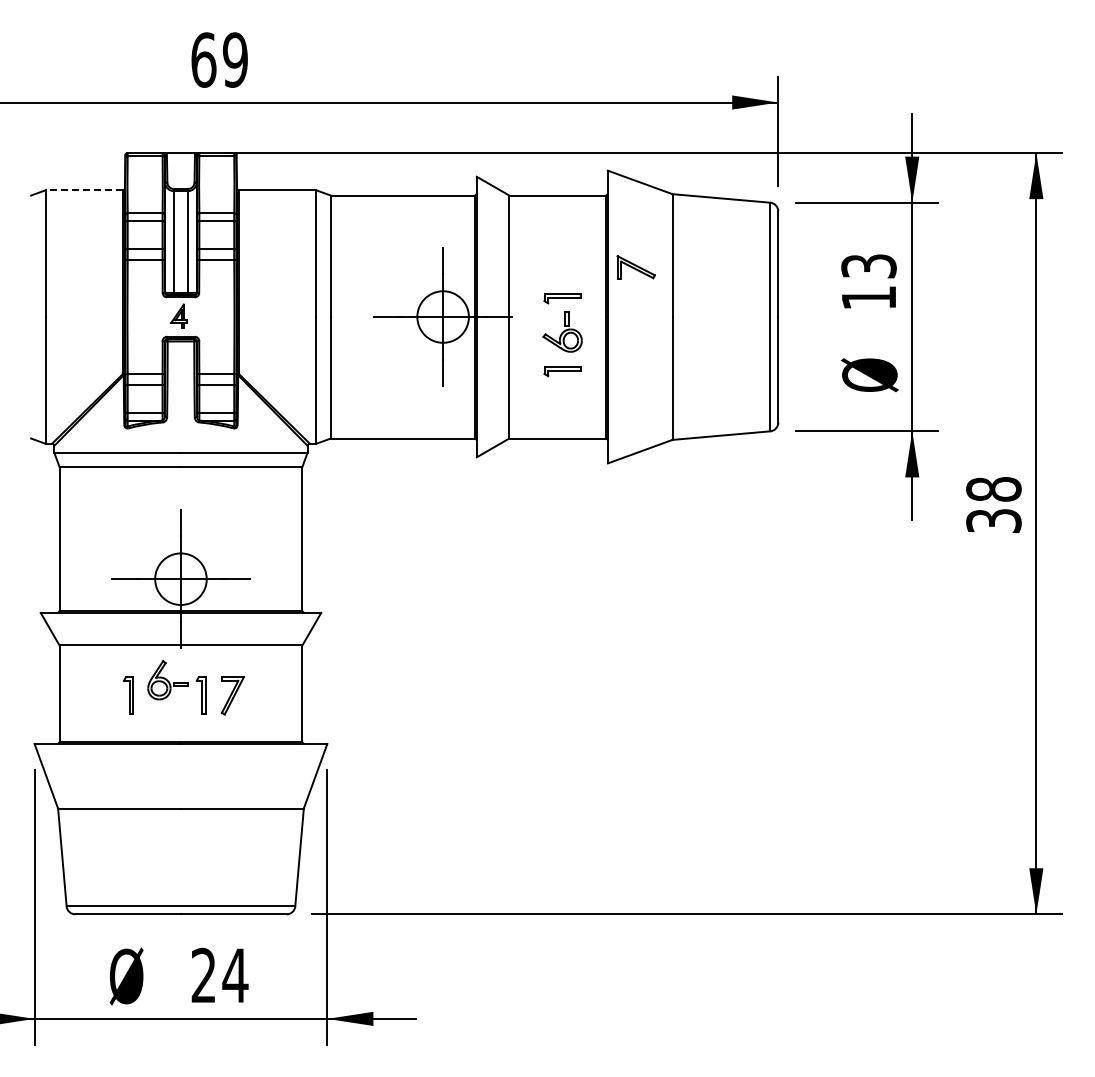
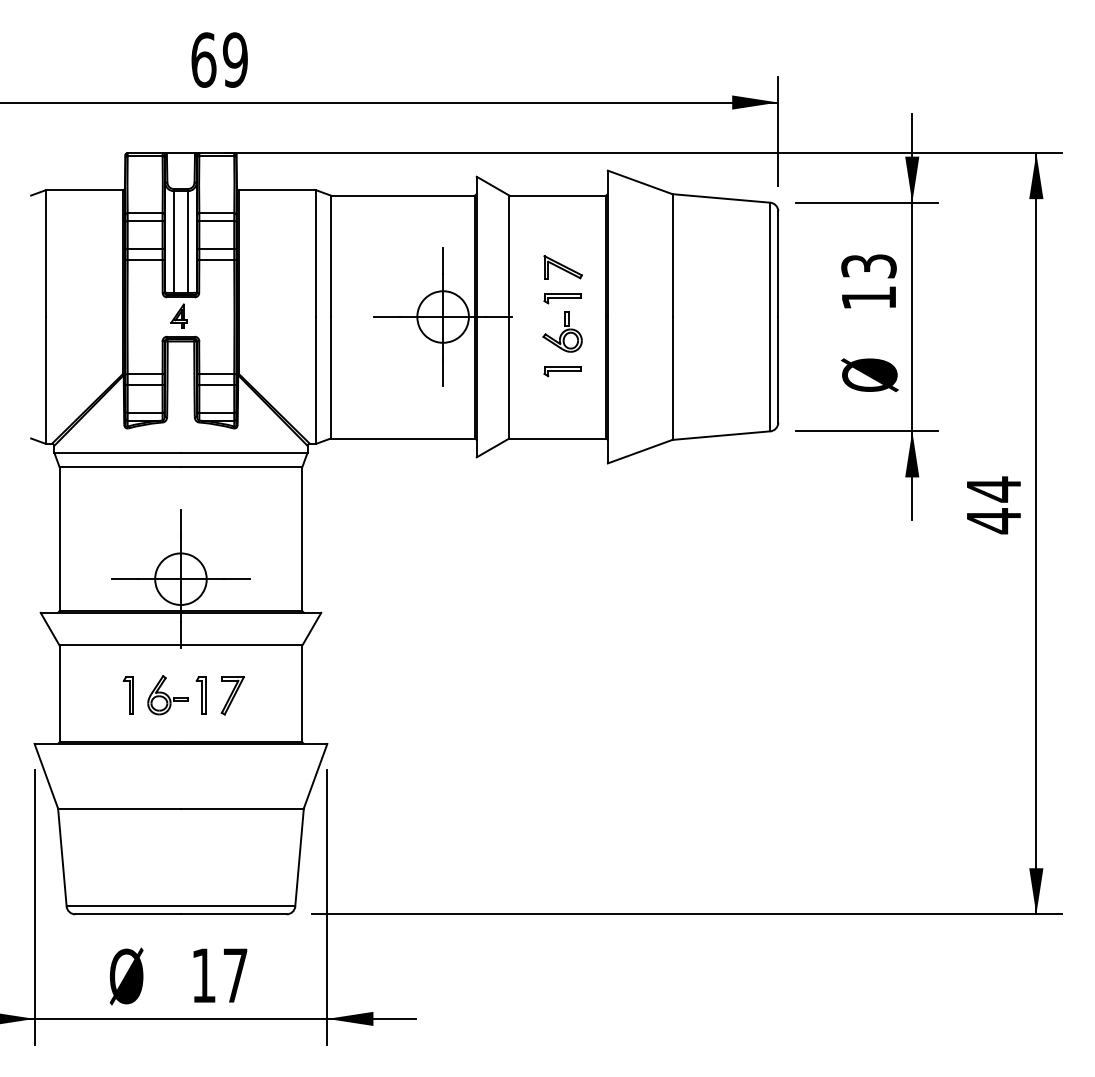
line: dashed -> solid (84, 190)
part position: (635, 267) -> (562, 267) (562, 267)
text: 38 -> 44 (993, 505)
part position: (167, 680) -> (167, 695) (167, 695)
text: 24 -> 17 (219, 974)
